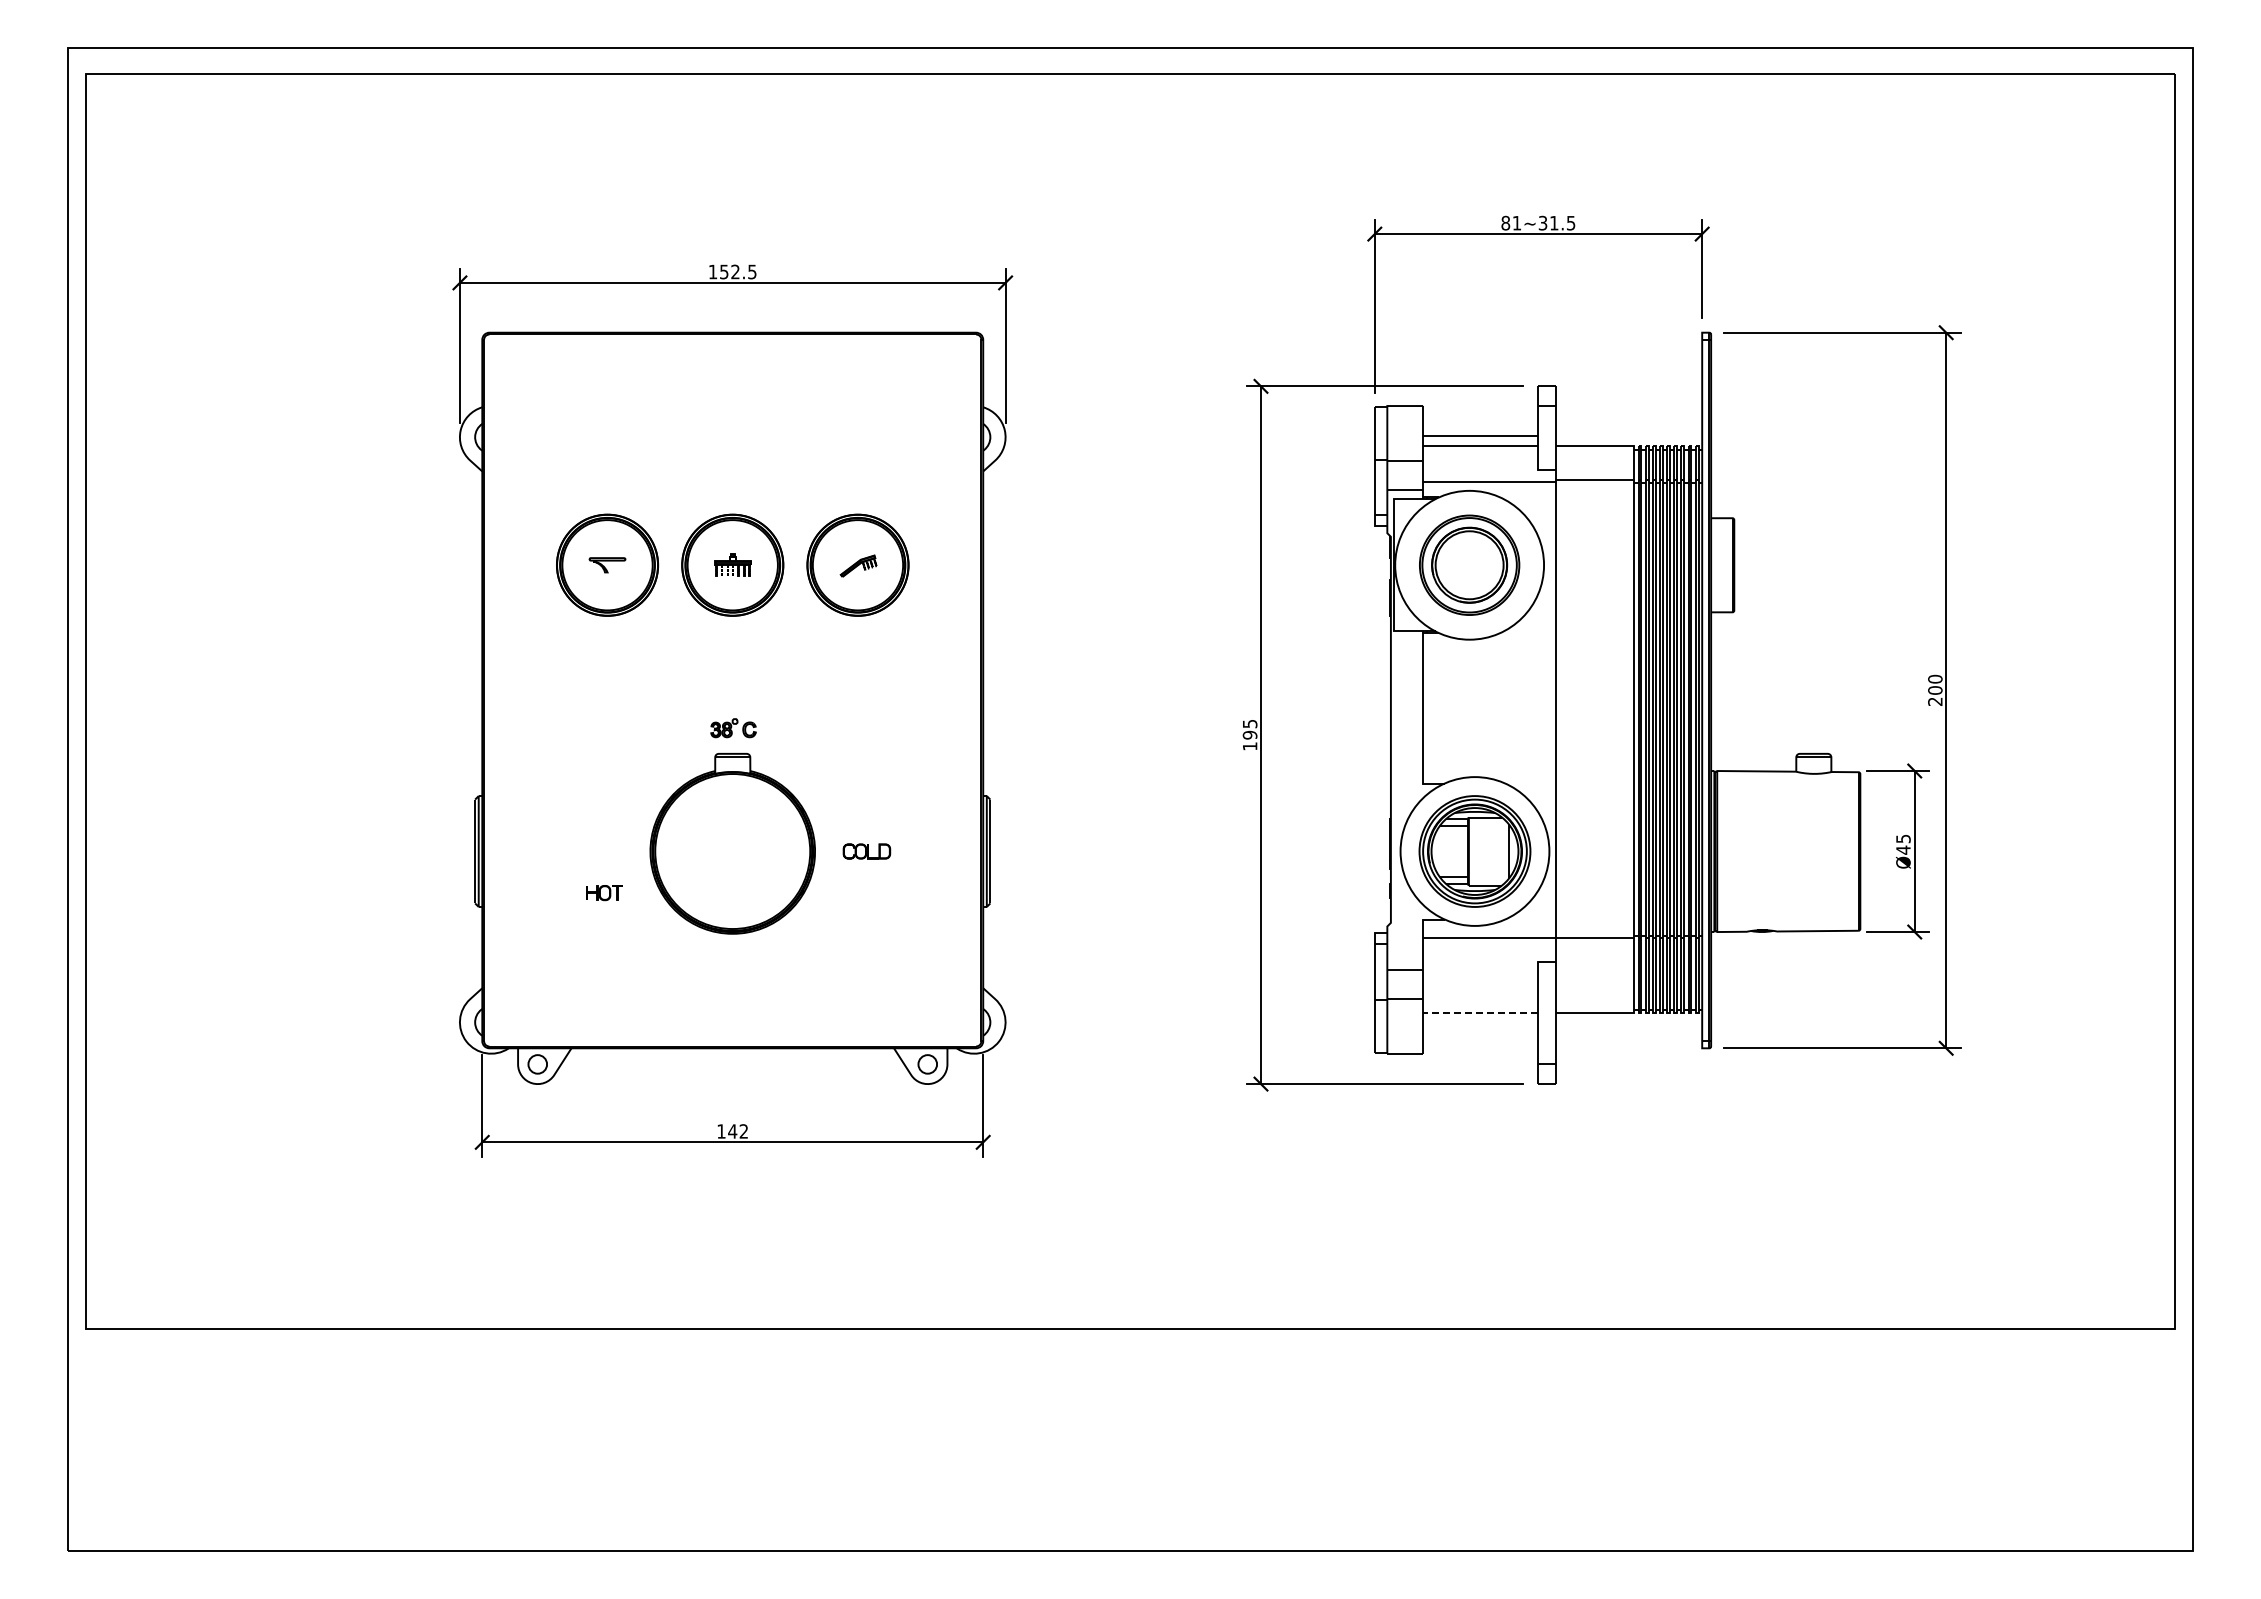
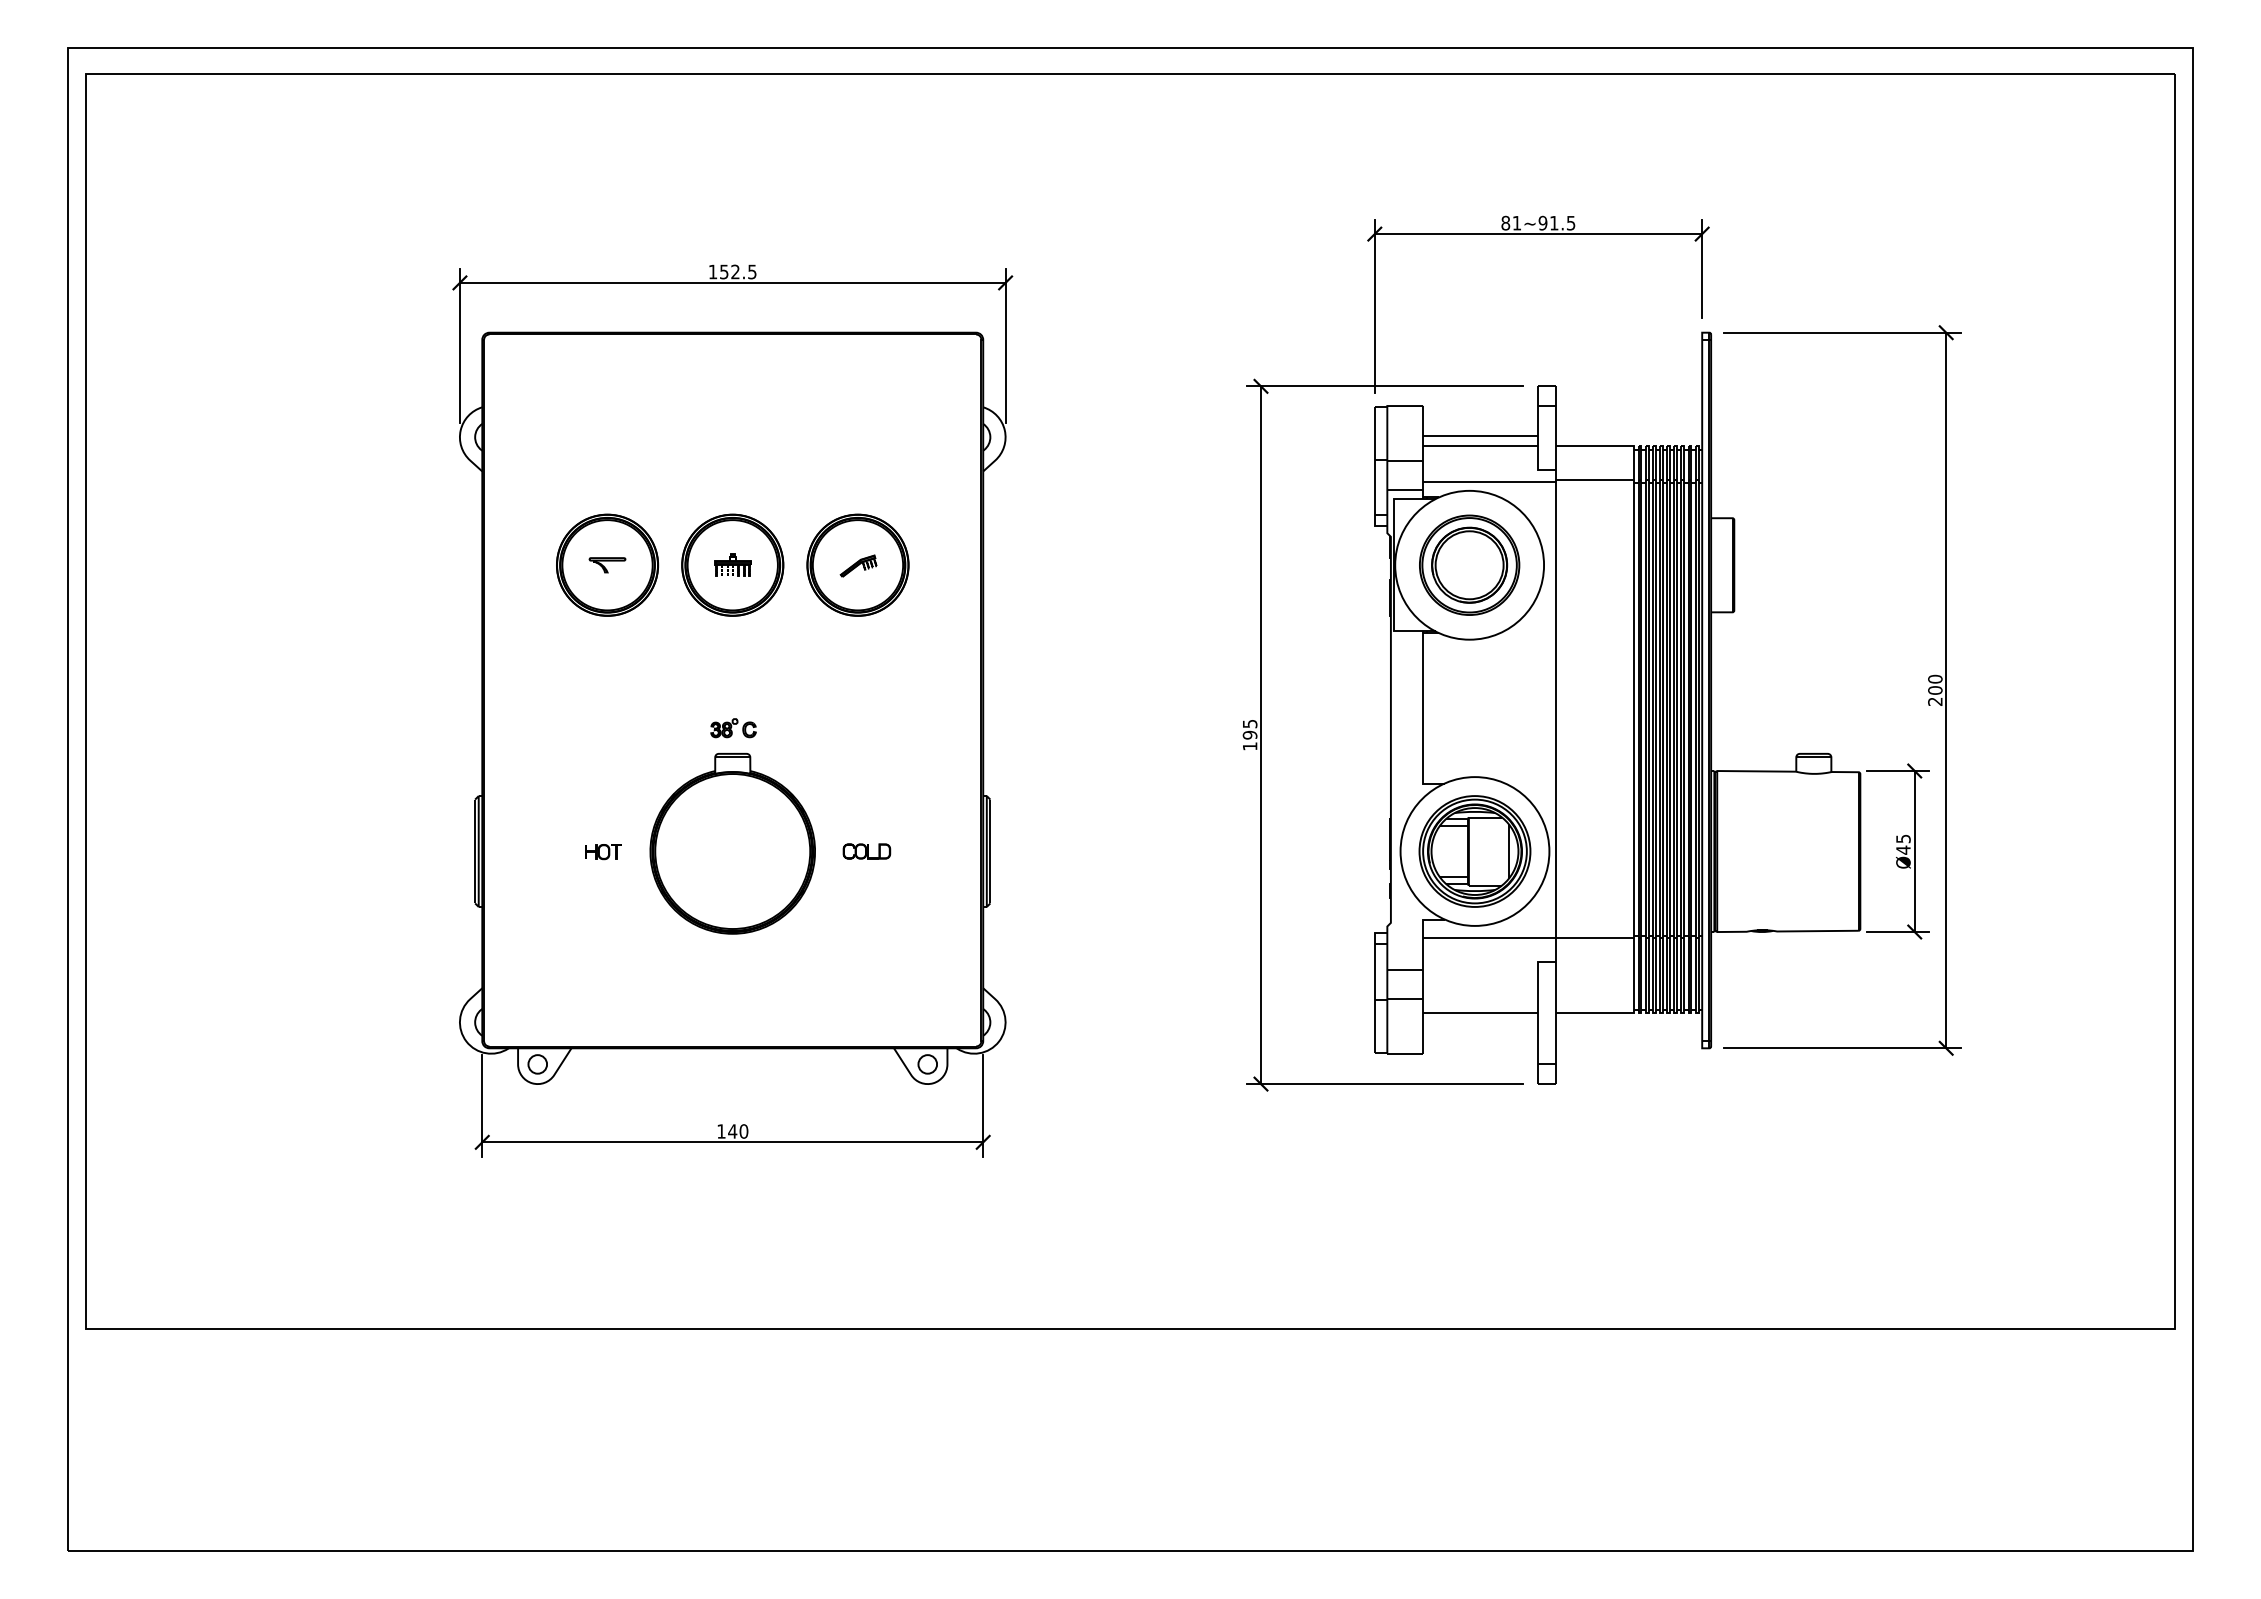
text: 81~31.5 -> 81~91.5 (1542, 223)
part position: (604, 893) -> (603, 852) (603, 852)
line: dashed -> solid (1479, 1013)
text: 142 -> 140 (743, 1131)
